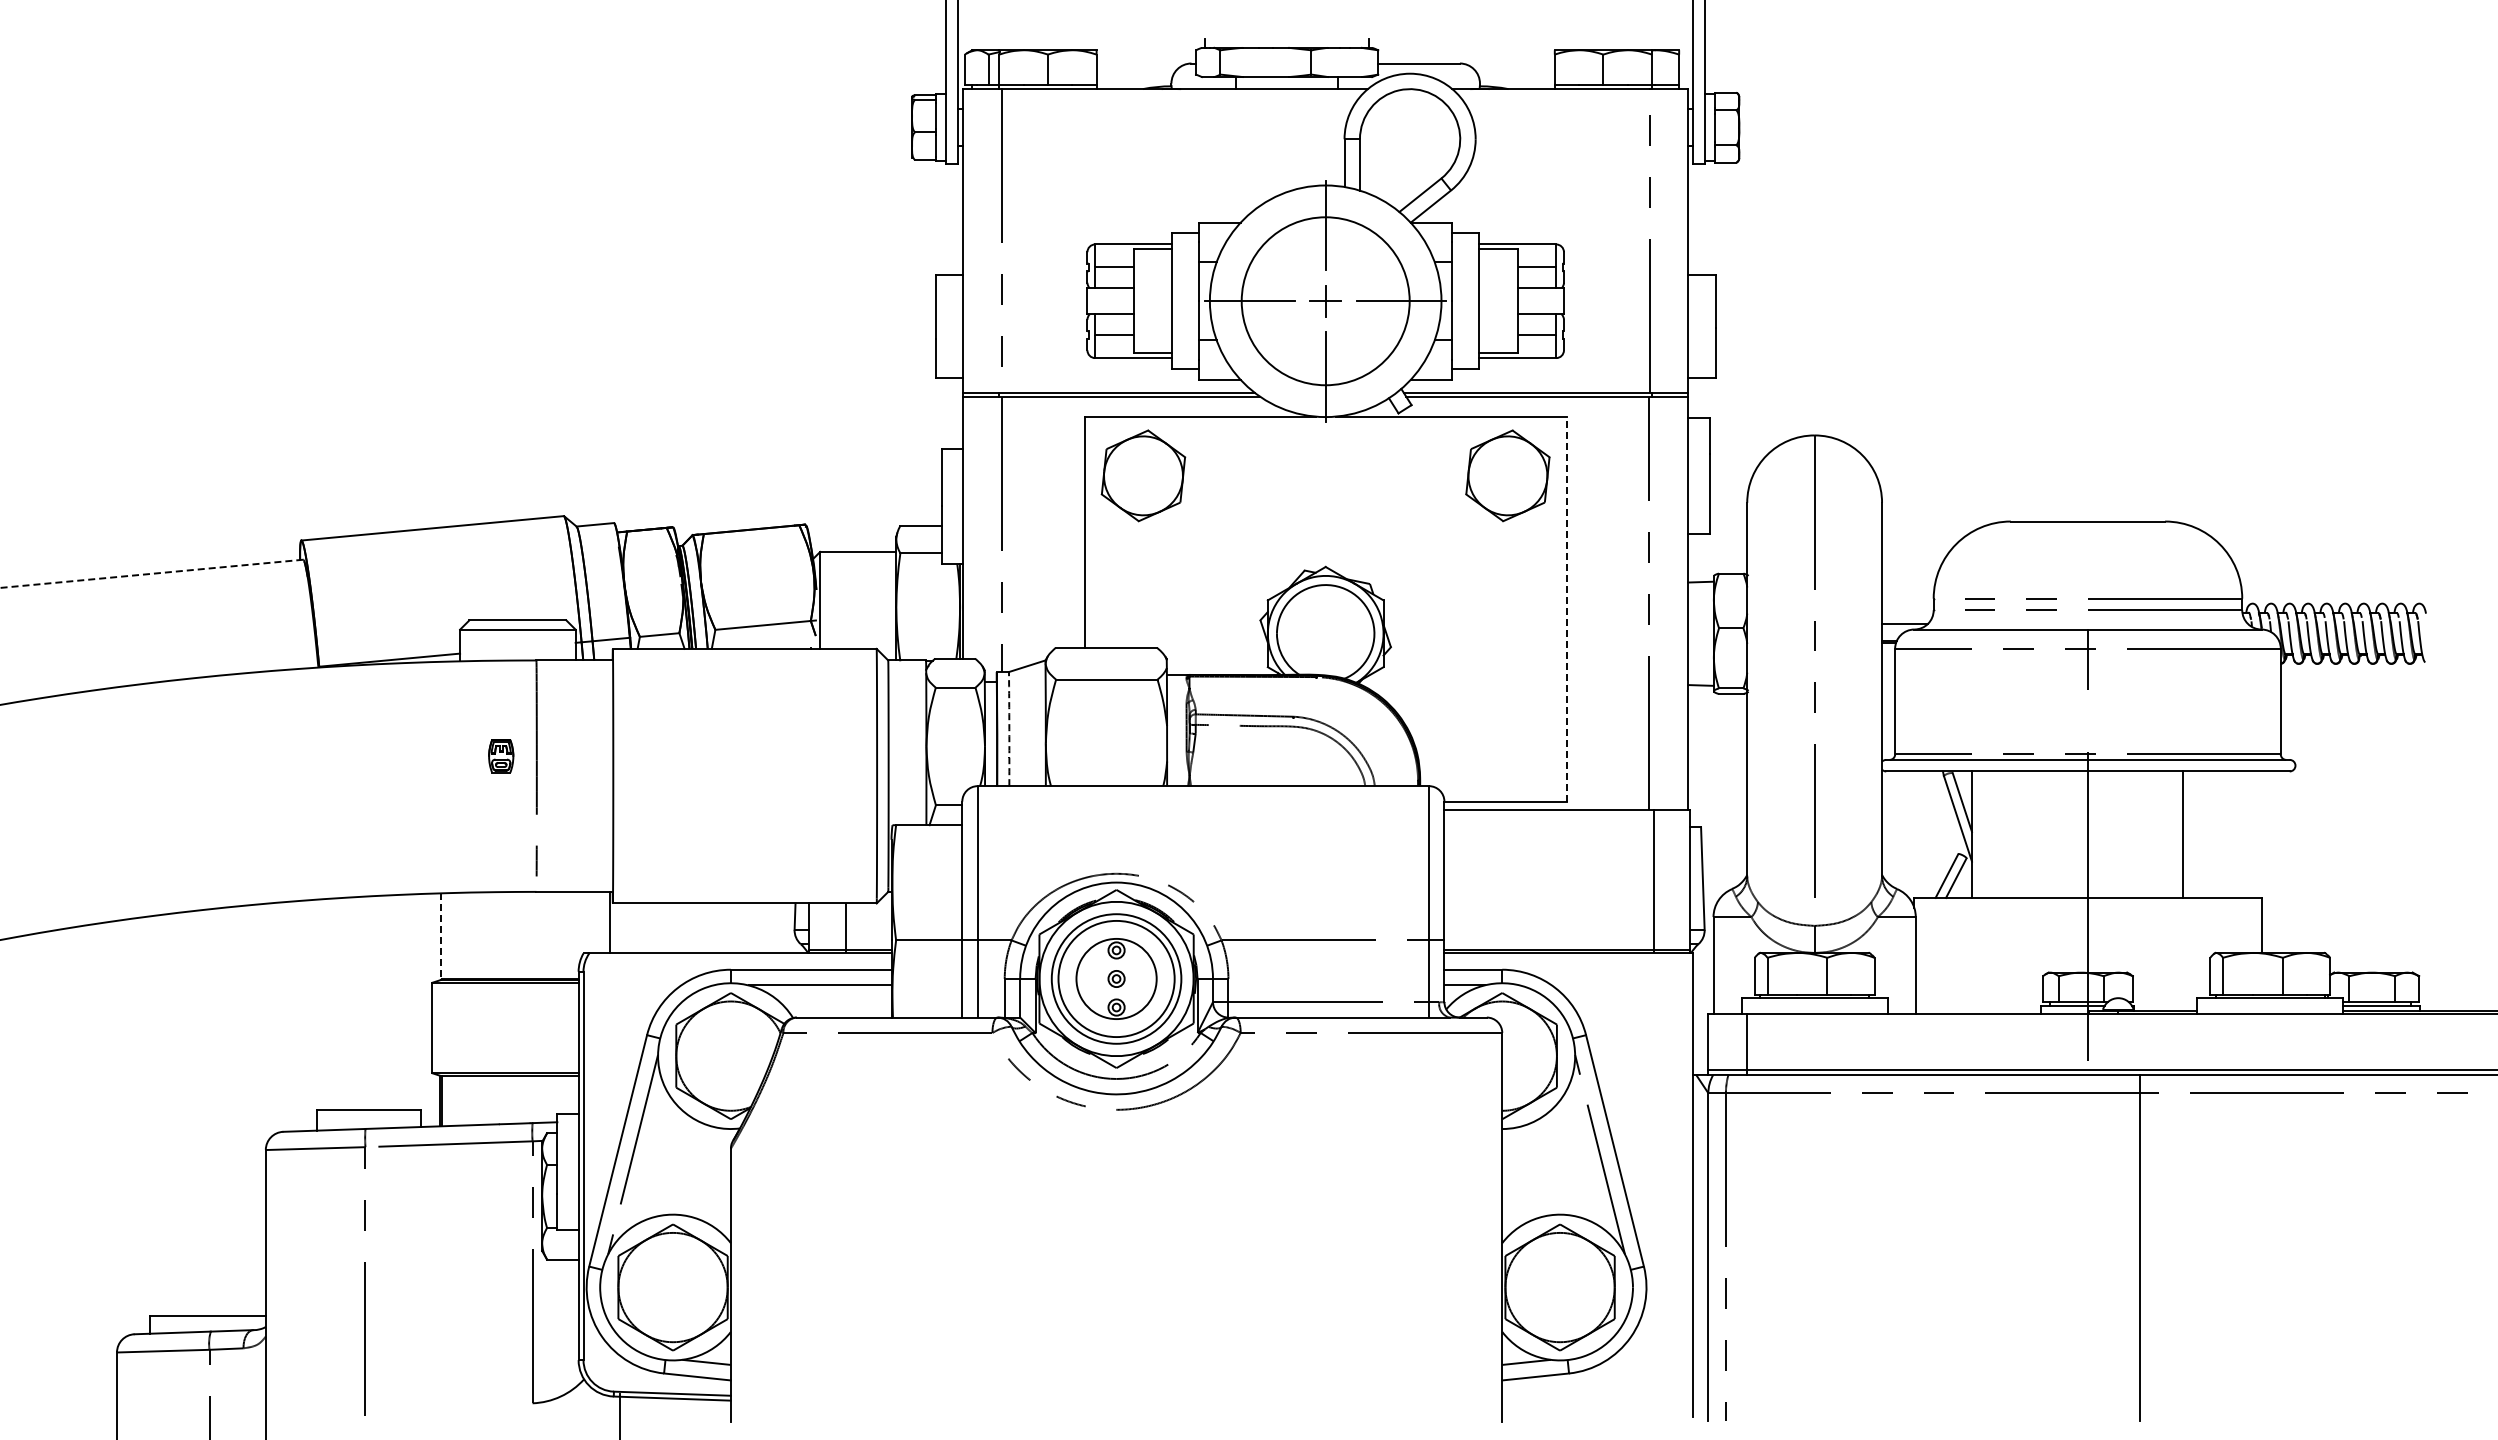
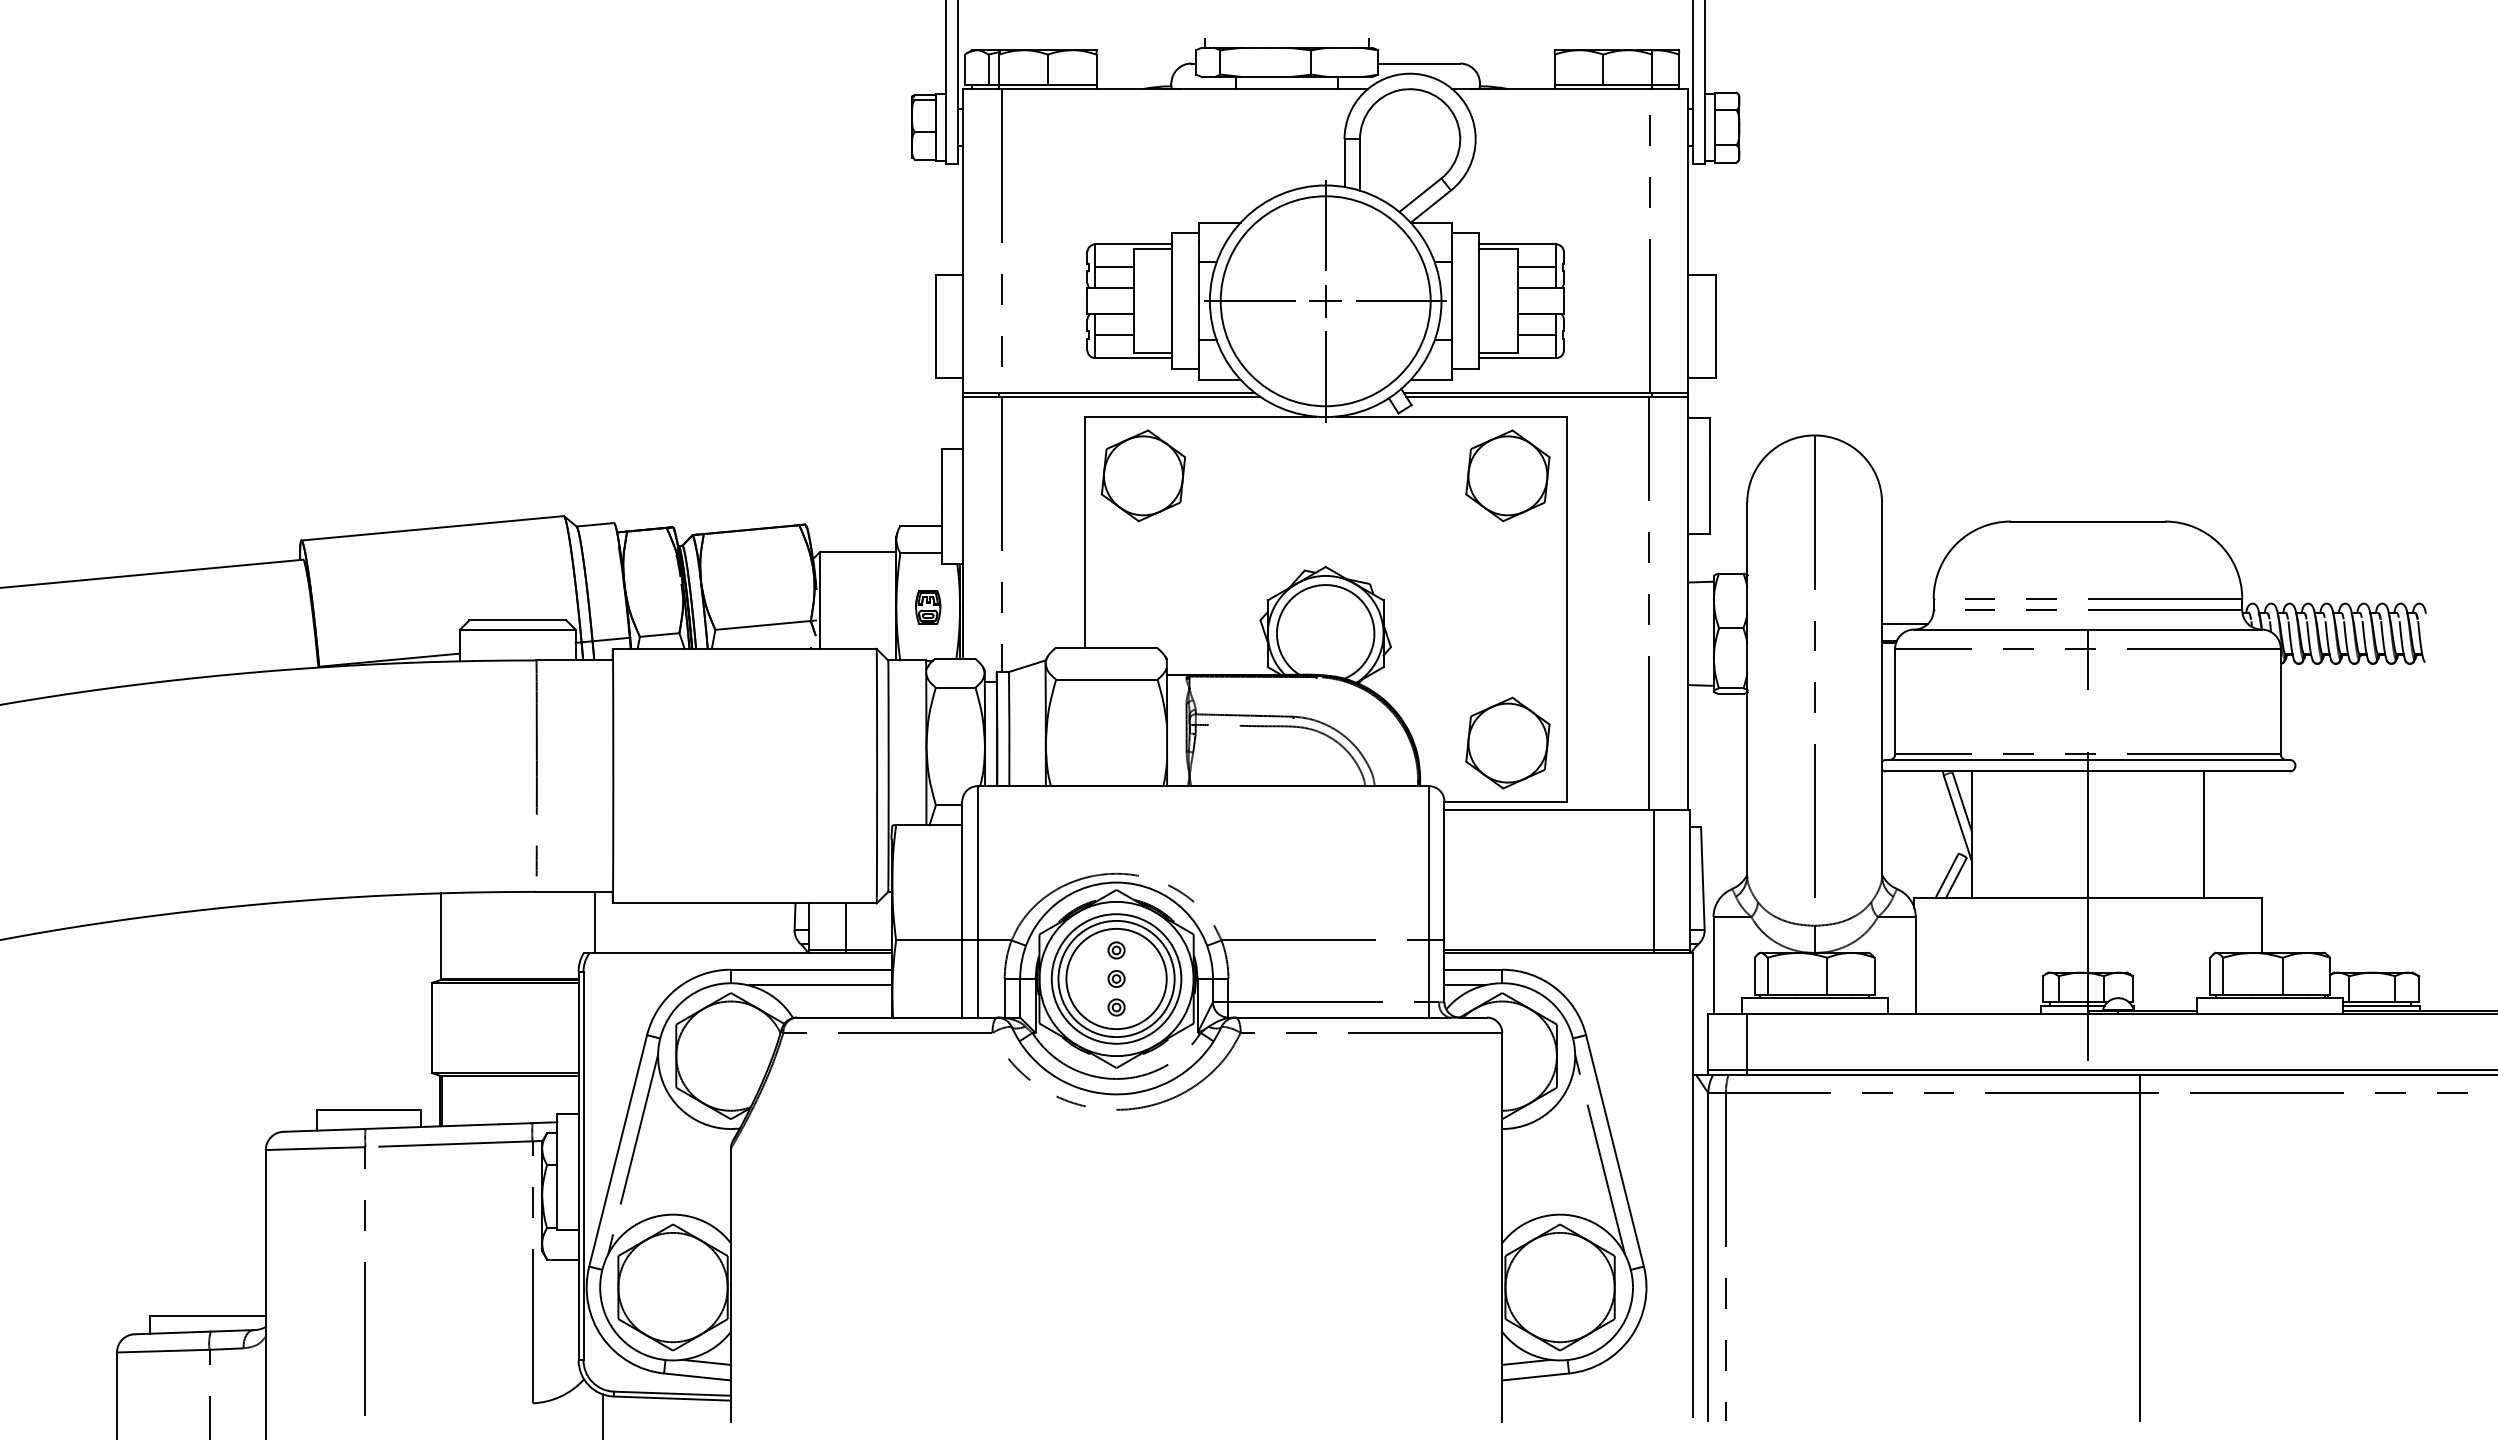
circle diameter: 168 px -> 210 px (1325, 301)
line: dashed -> solid (151, 573)
line: dashed -> solid (1566, 609)
arc: dashed -> solid (1009, 729)
part: none -> present (1507, 742)
part position: (501, 756) -> (928, 607) (928, 607)
line position: (2182, 834) -> (2203, 834) (2203, 834)
line position: (609, 922) -> (594, 922) (594, 922)
line: dashed -> solid (440, 936)
circle diameter: 80 px -> 100 px (1116, 978)
line position: (619, 1415) -> (602, 1415) (602, 1415)
